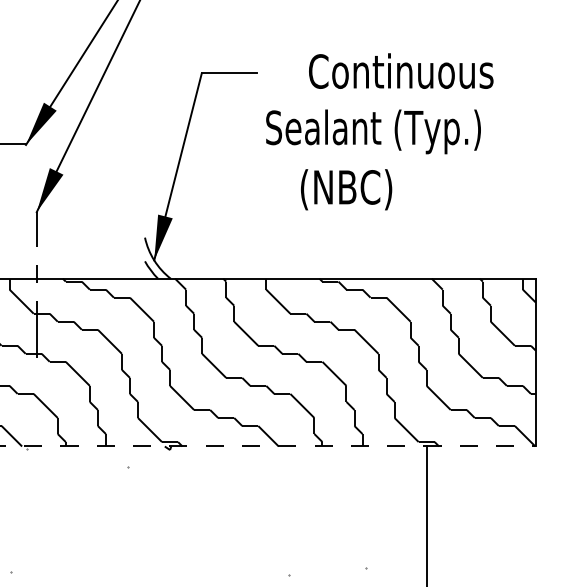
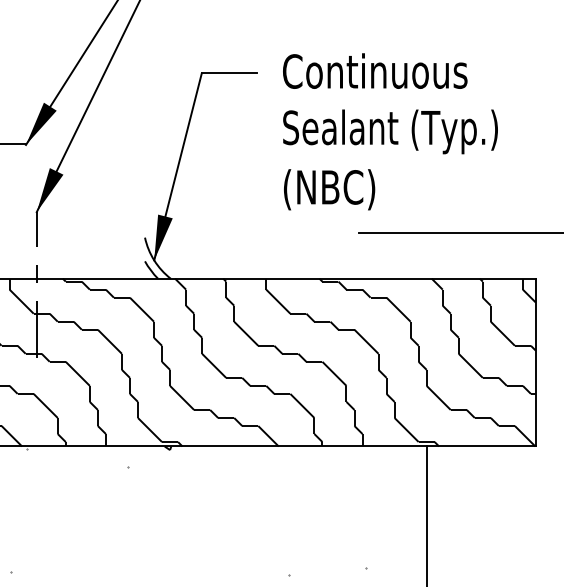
text position: (401, 70) -> (375, 70) (375, 70)
text position: (373, 131) -> (390, 131) (390, 131)
text position: (346, 189) -> (329, 189) (329, 189)
line: none -> present (459, 233)
line: dashed -> solid (268, 446)
